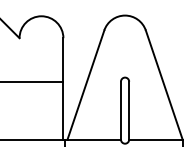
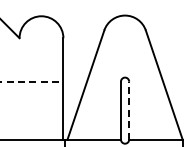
line: solid -> dashed (32, 82)
line: solid -> dashed (129, 110)
